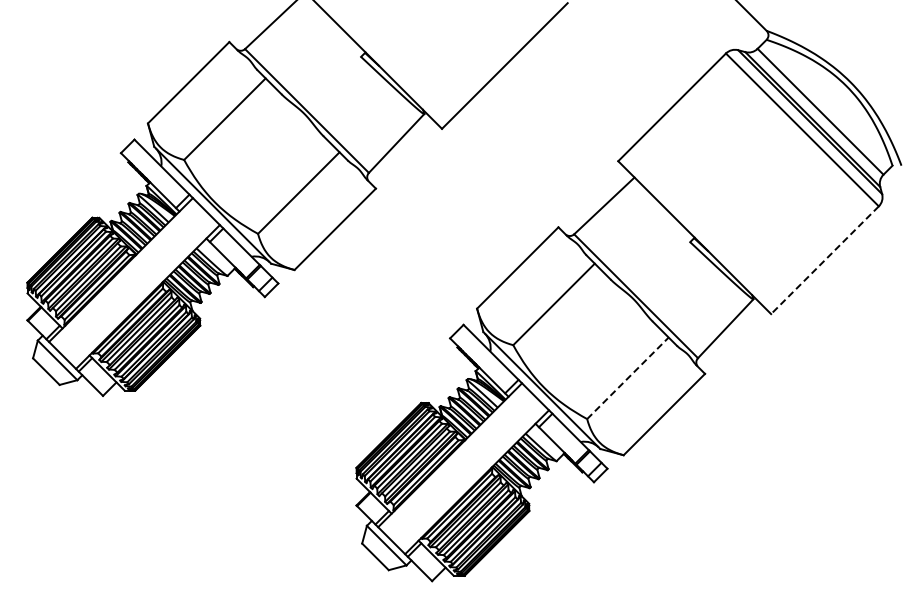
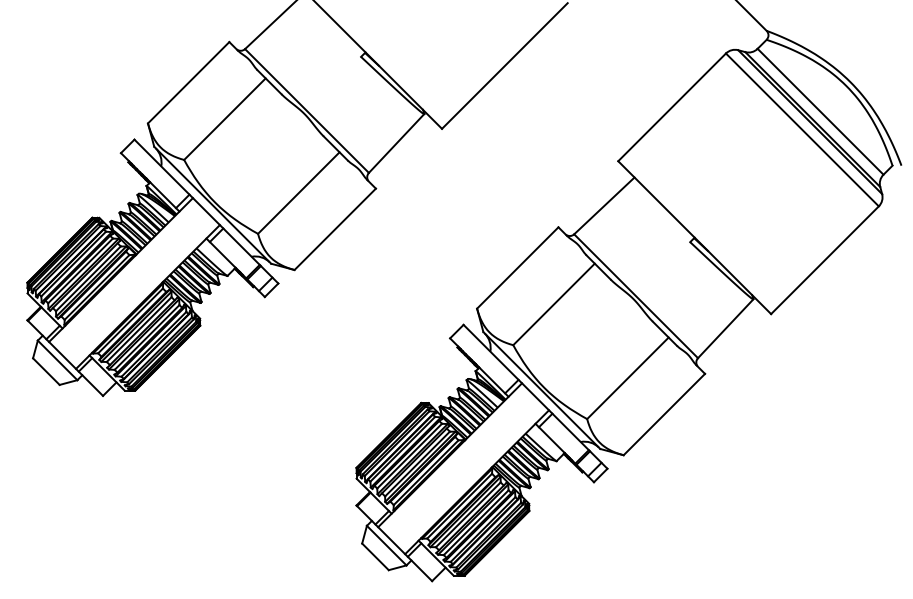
line: dashed -> solid (824, 260)
line: dashed -> solid (627, 378)
